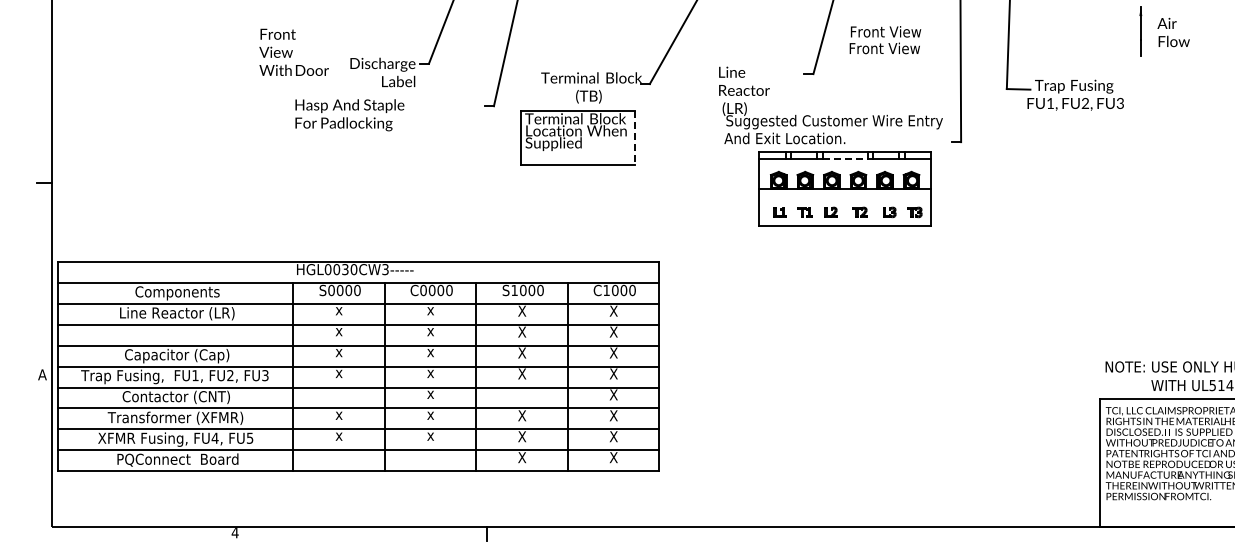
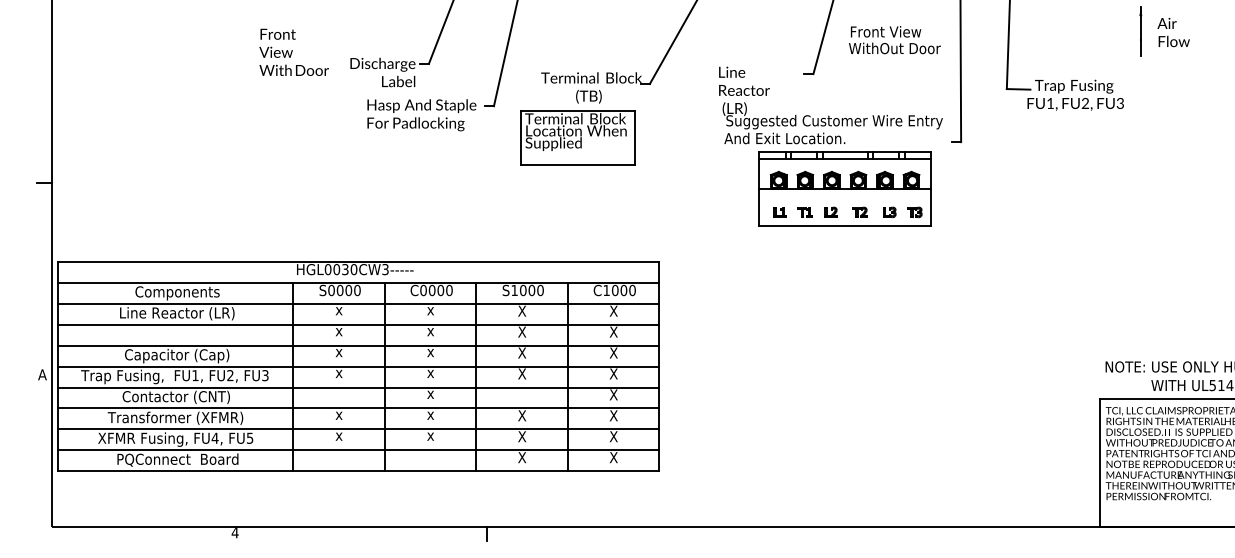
text: Front View -> WithOut Door (894, 48)
text position: (349, 115) -> (421, 115) (421, 115)
line: dashed -> solid (635, 137)
line: dashed -> solid (845, 158)
